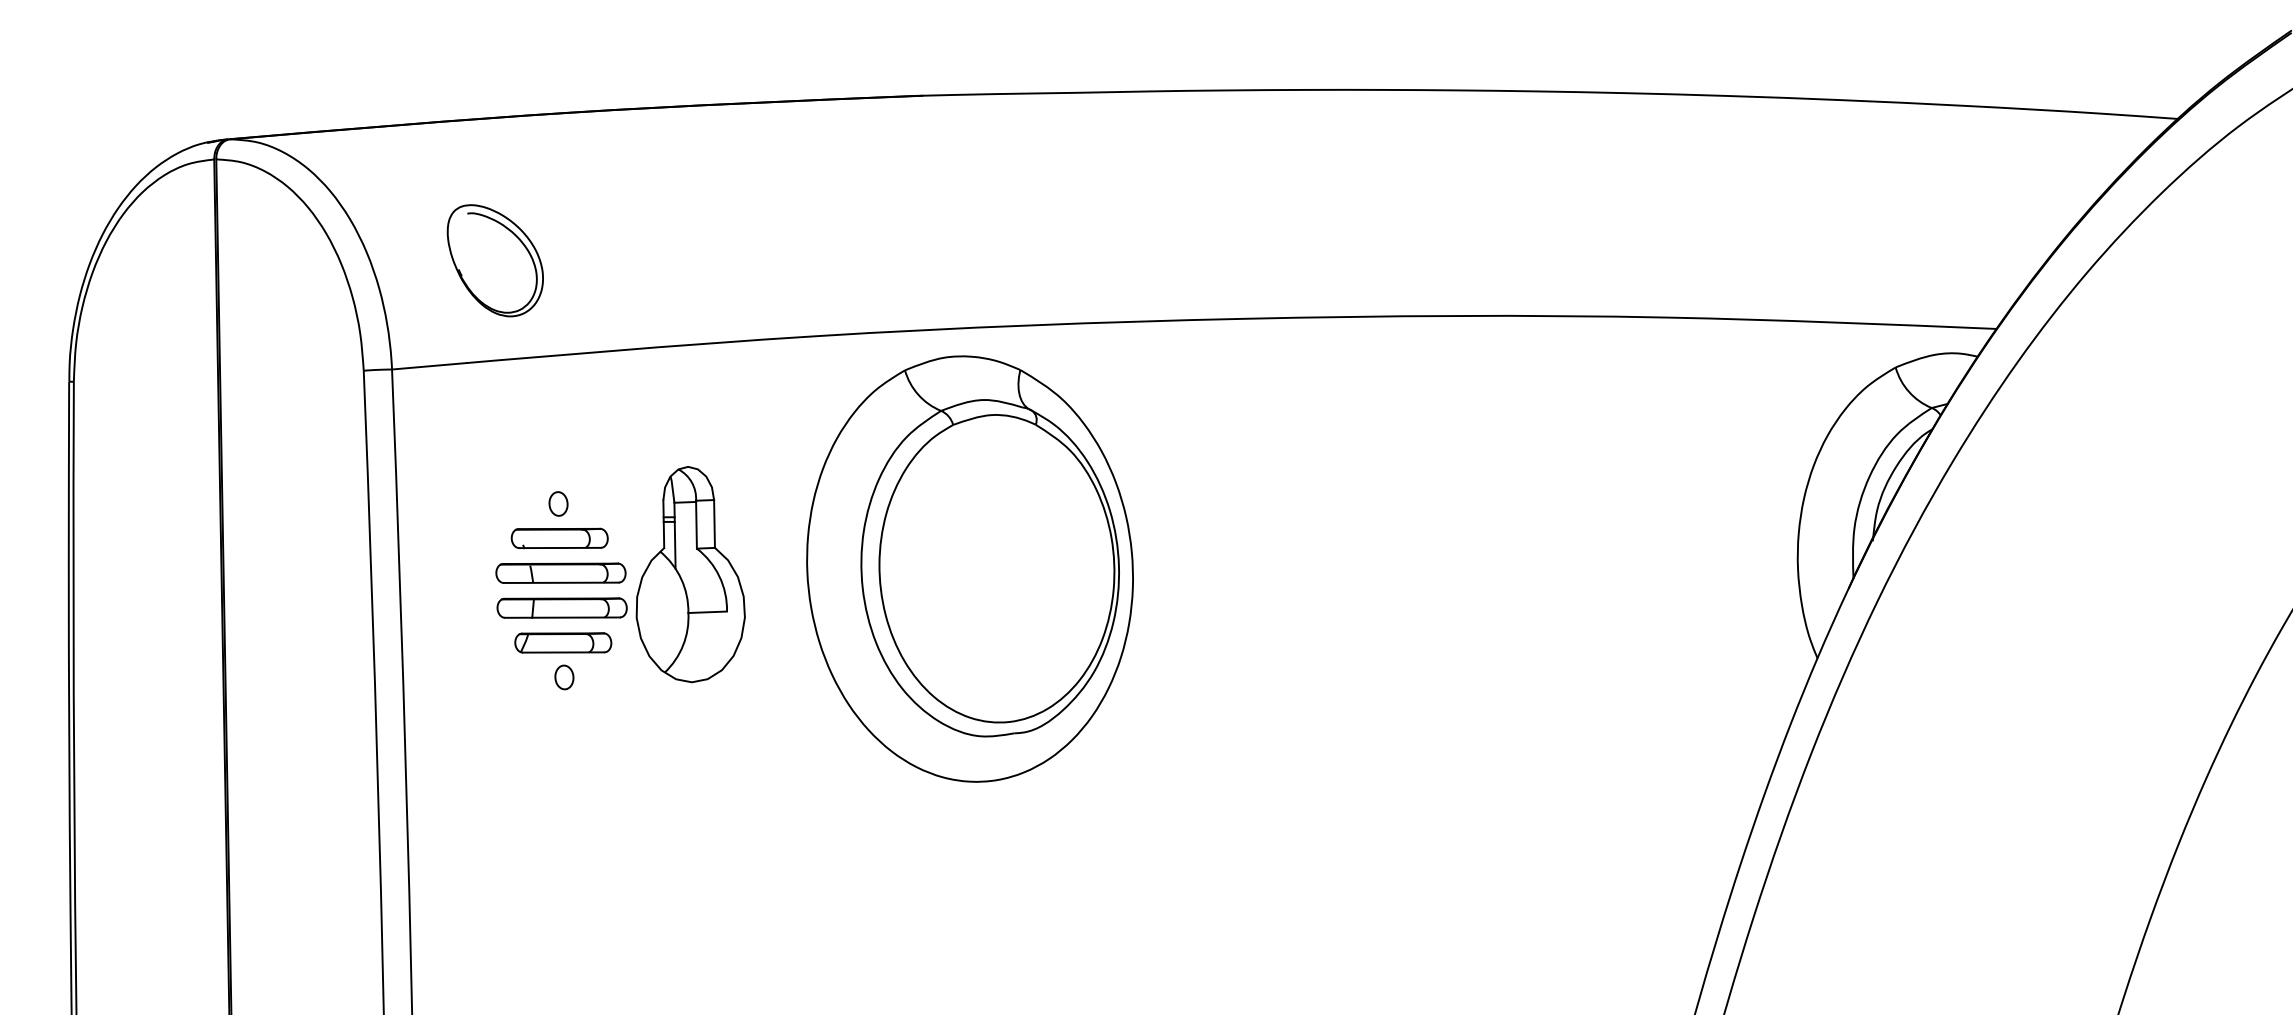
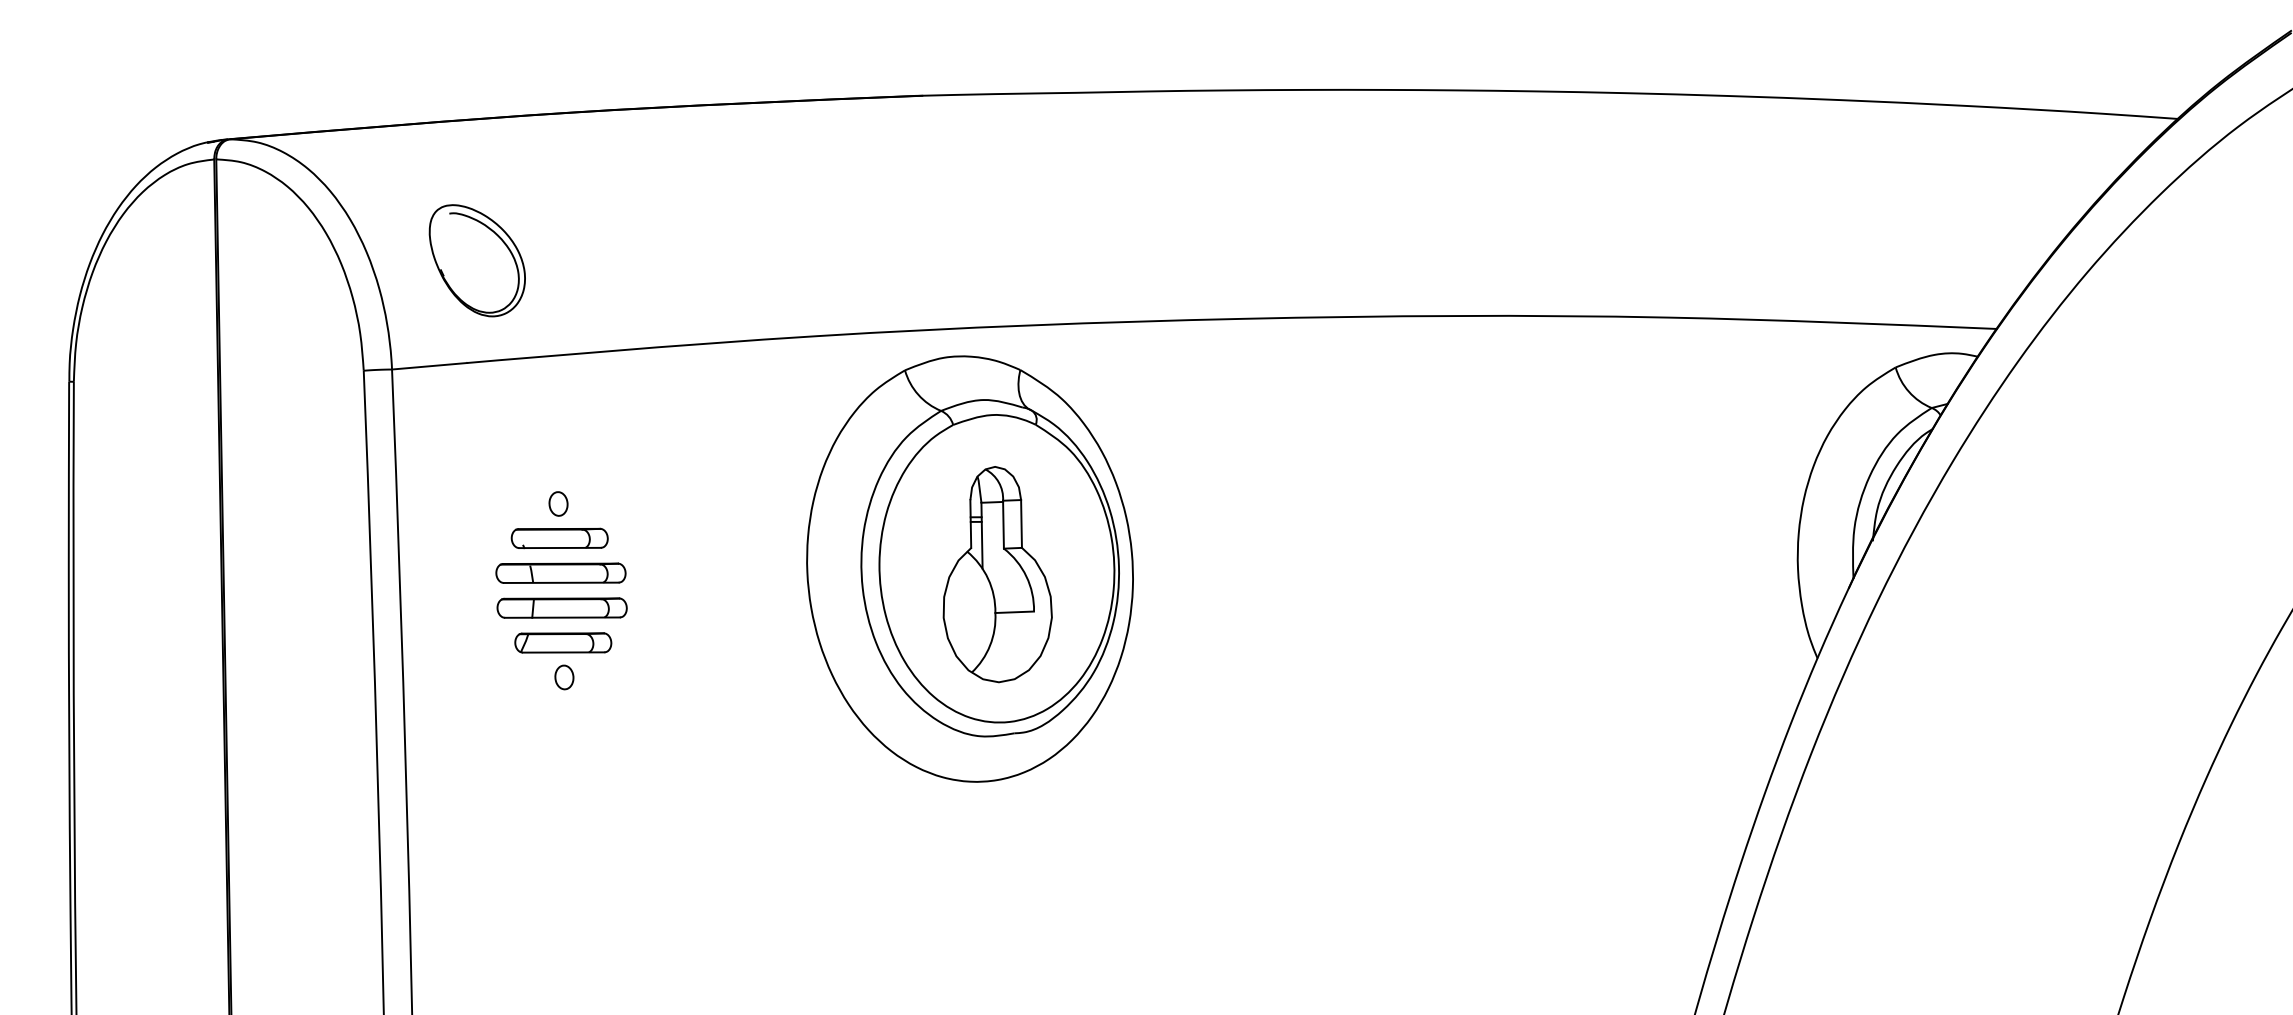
part position: (494, 260) -> (476, 260) (476, 260)
part position: (690, 574) -> (997, 574) (997, 574)
